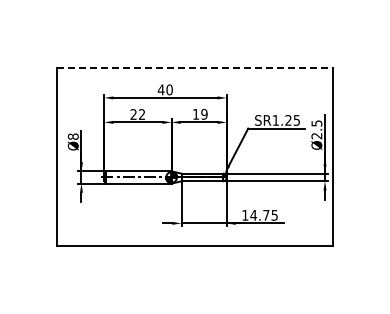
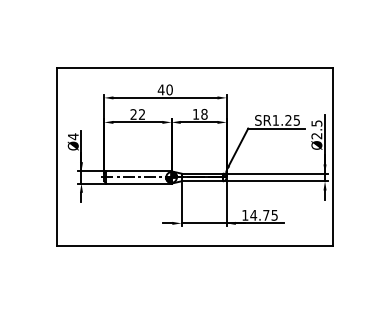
line: dashed -> solid (195, 67)
text: 19 -> 18 (204, 114)
text: Ø8 -> Ø4 (72, 136)
